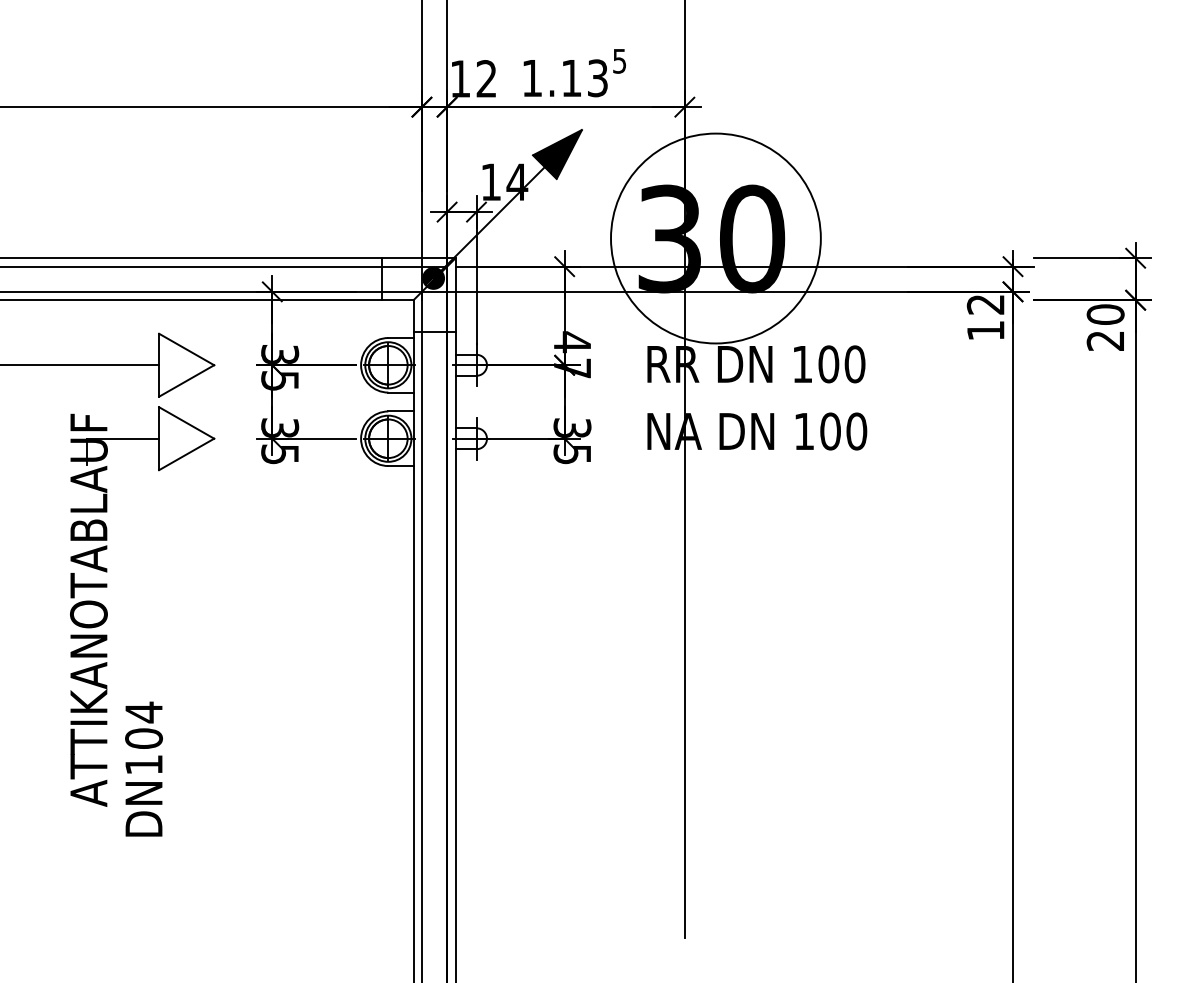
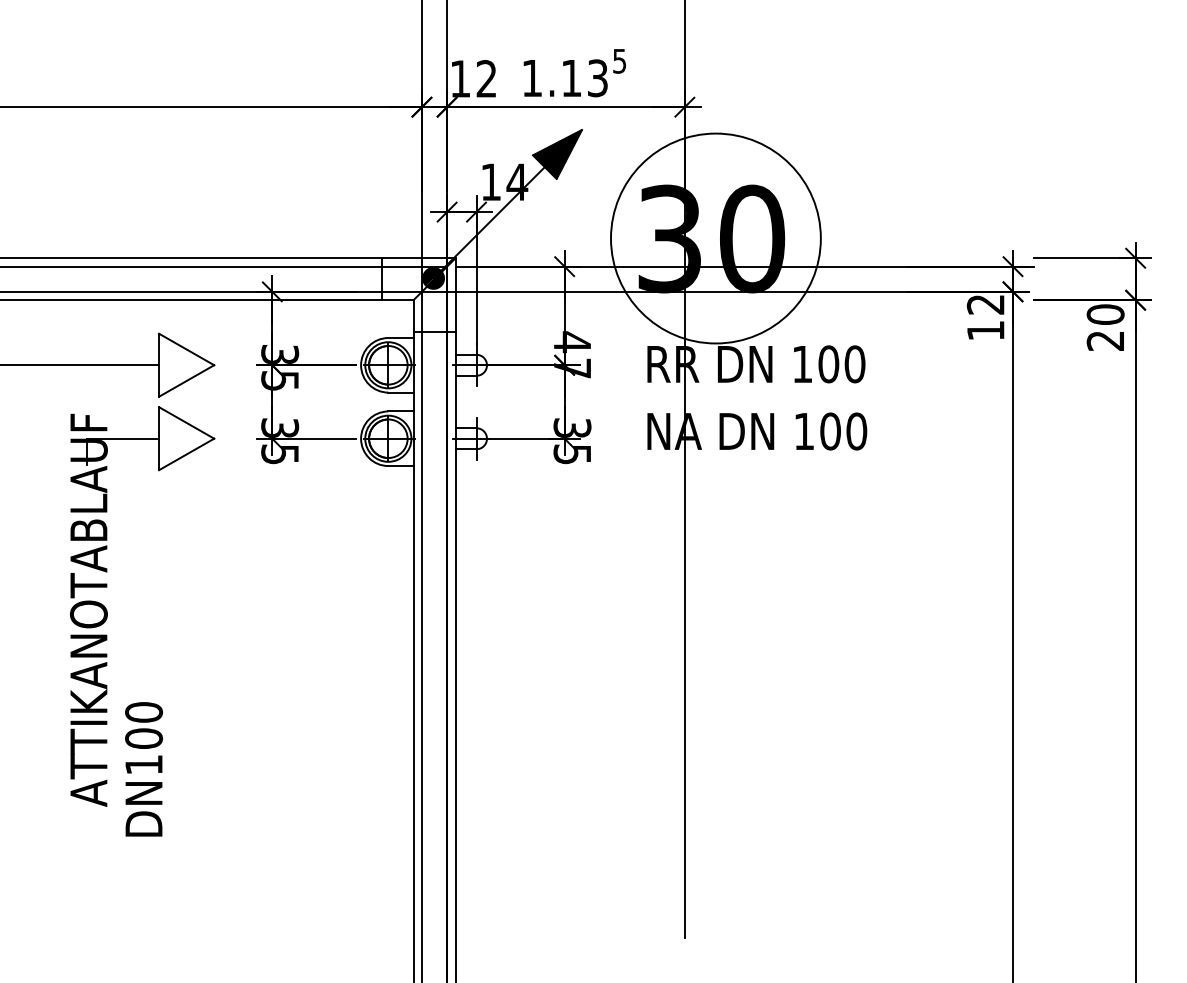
text: DN104 -> DN100 (143, 712)
